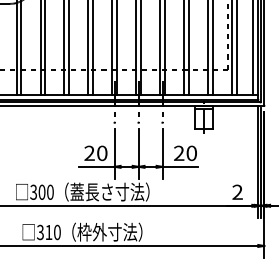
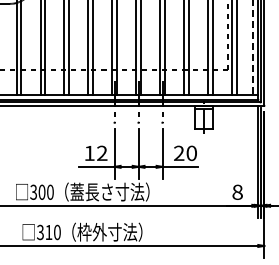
line: solid -> dashed (253, 48)
text: 20 -> 12 (95, 153)
text: 2 -> 8 (237, 191)
